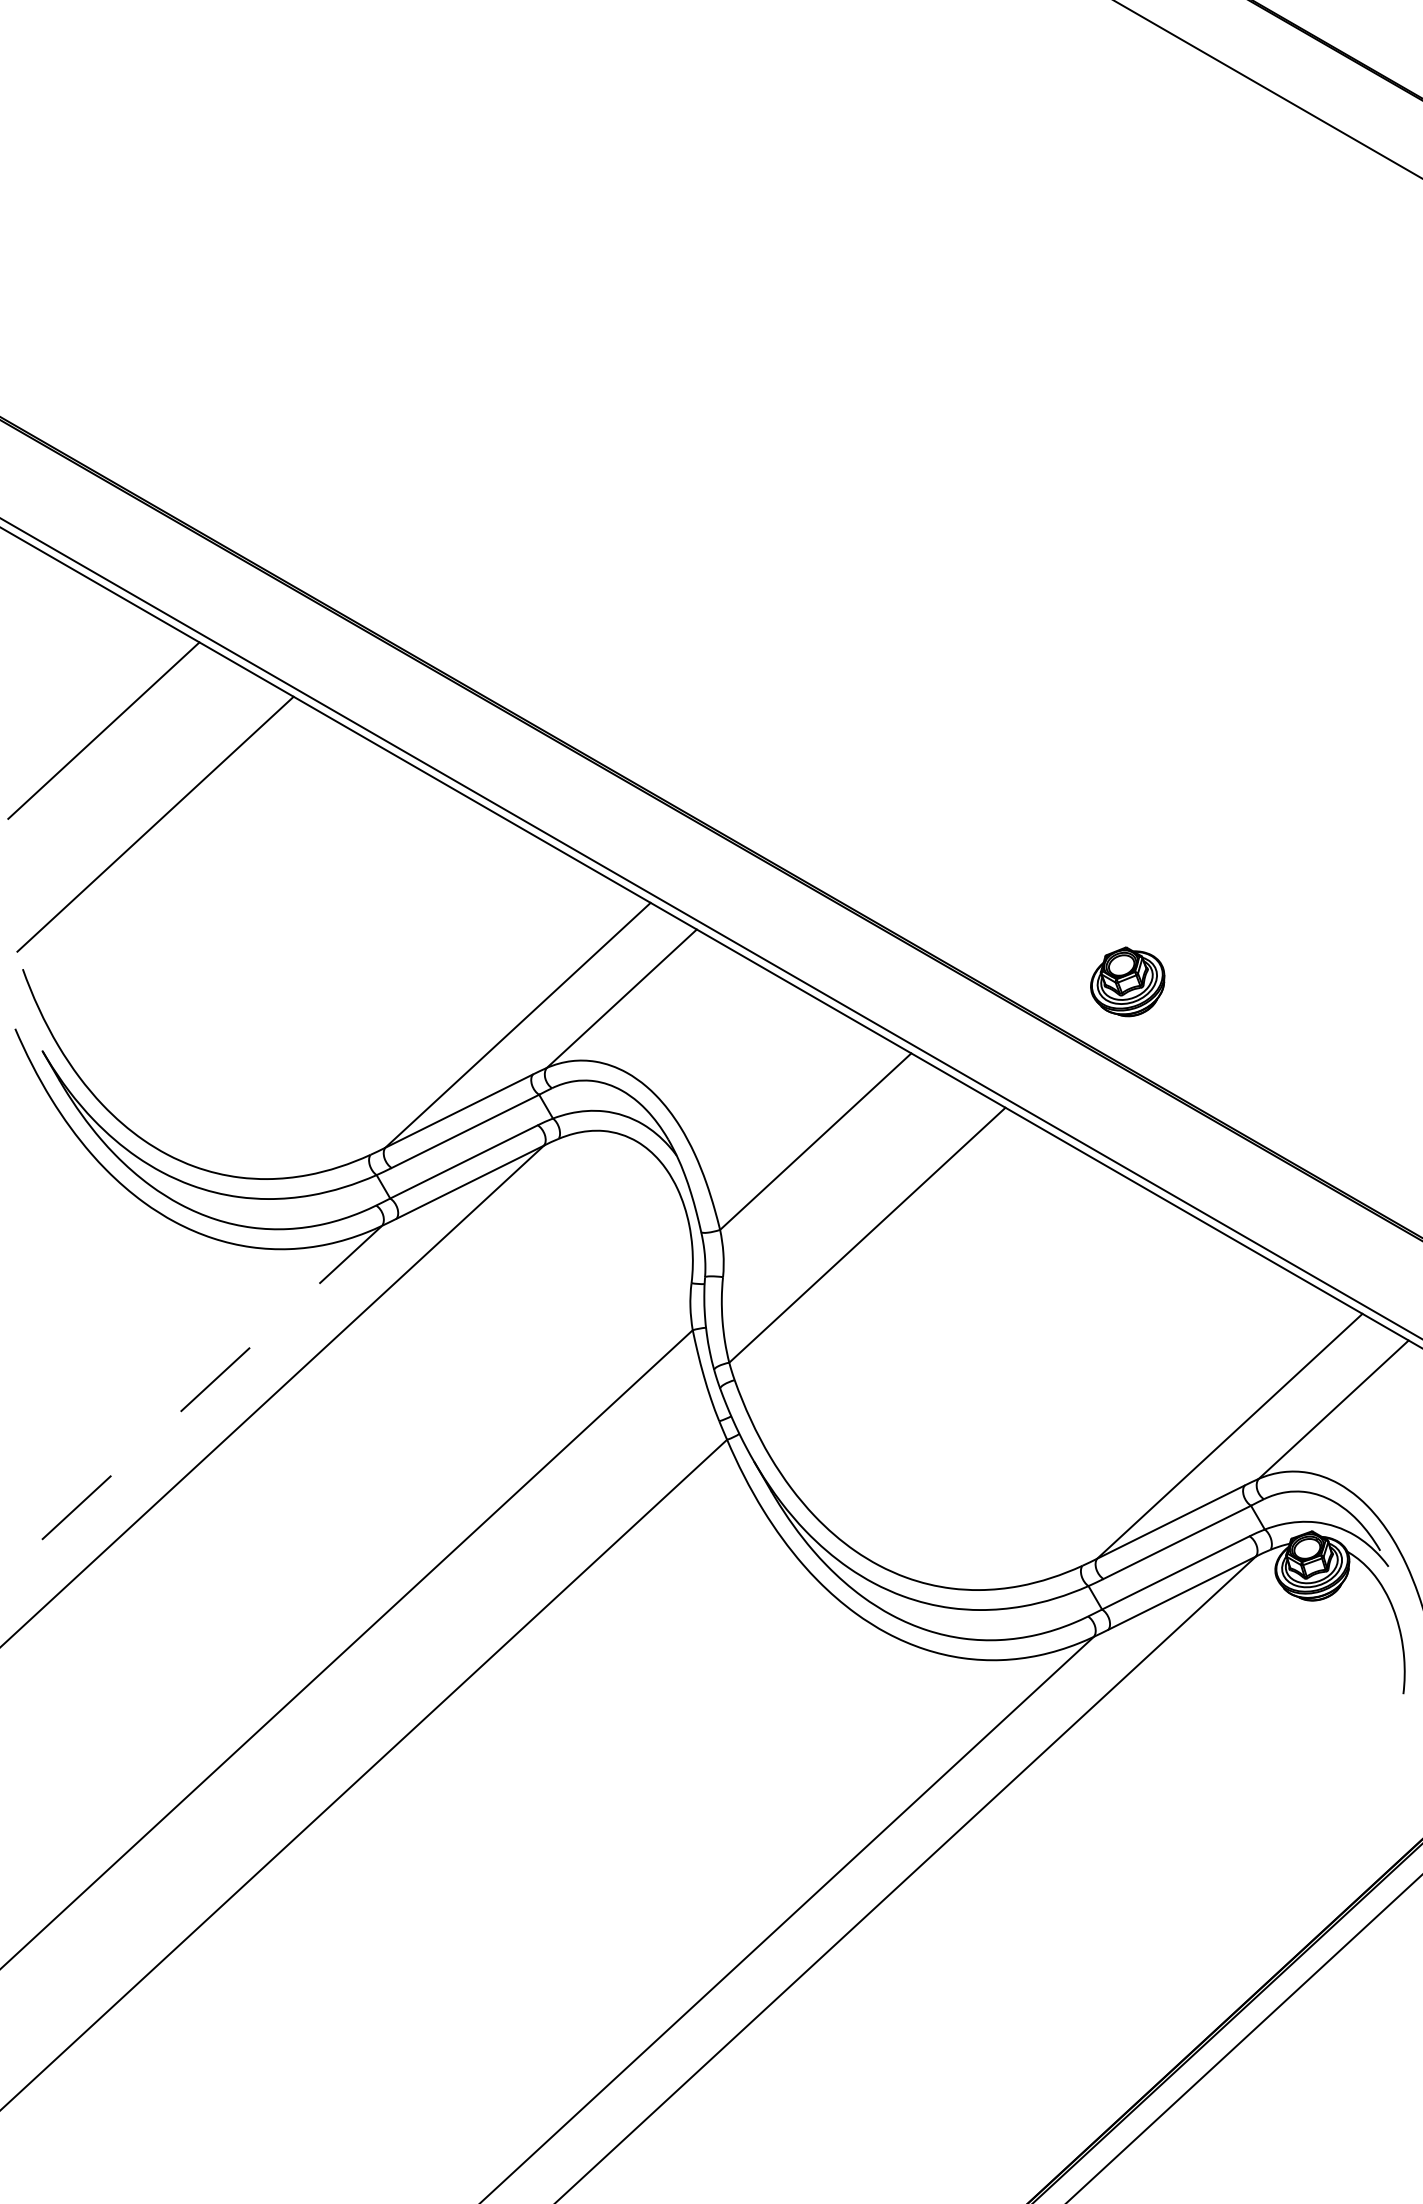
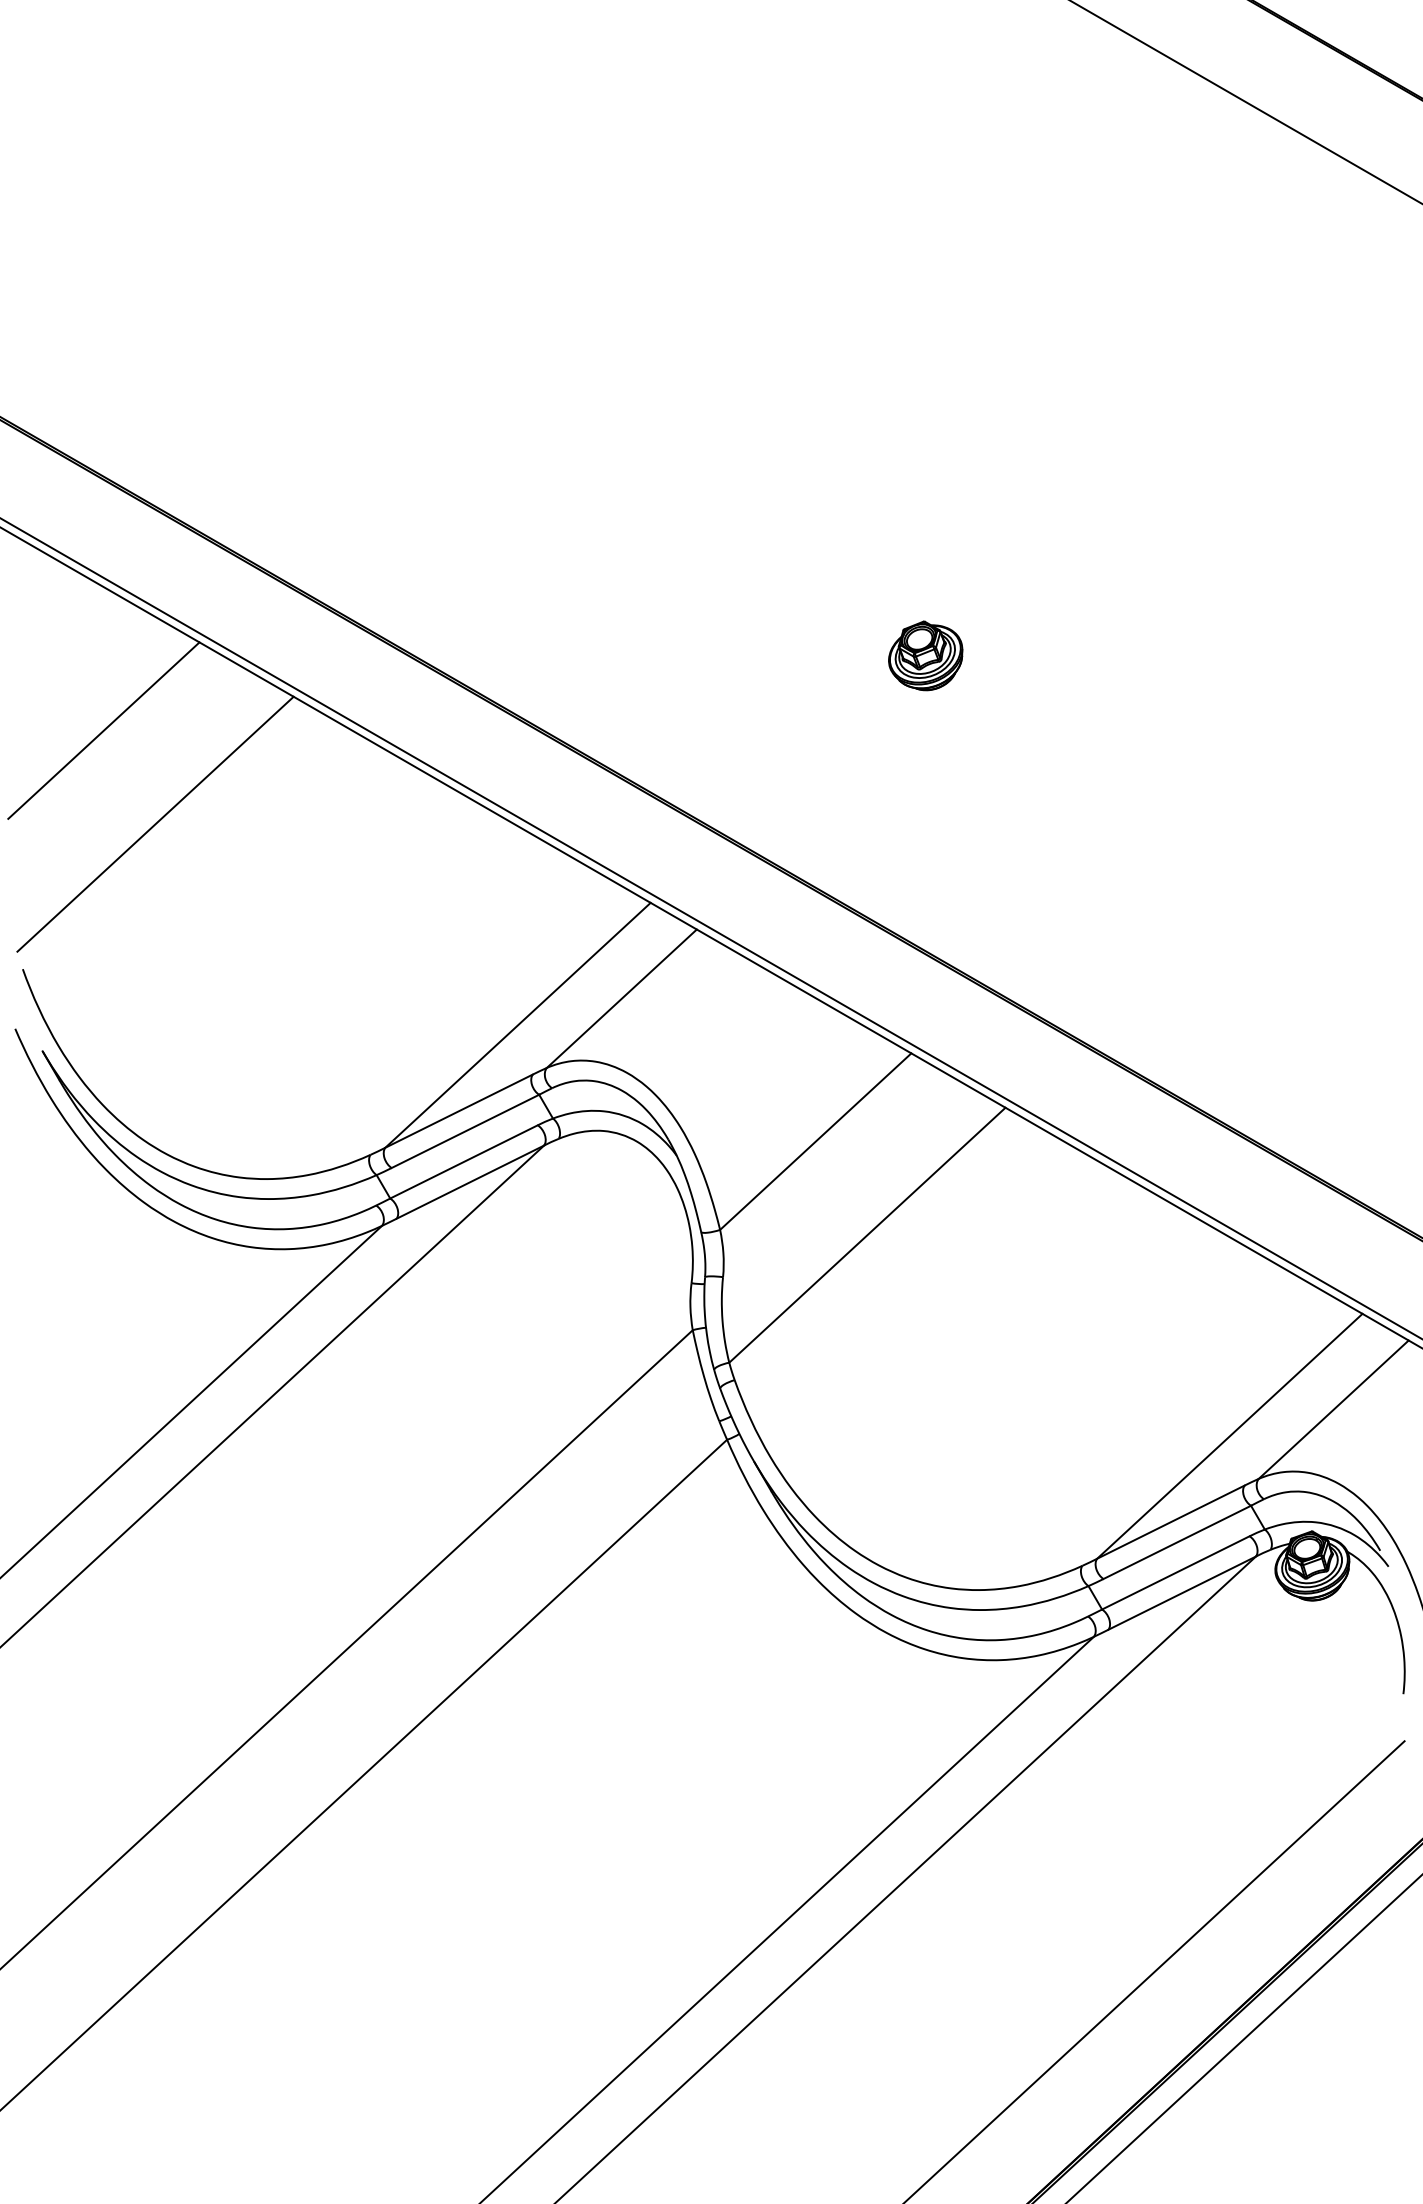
line position: (1268, 89) -> (1246, 102) (1246, 102)
part position: (1127, 981) -> (925, 655) (925, 655)
line: dashed -> solid (191, 1402)
line: none -> present (1155, 1970)
